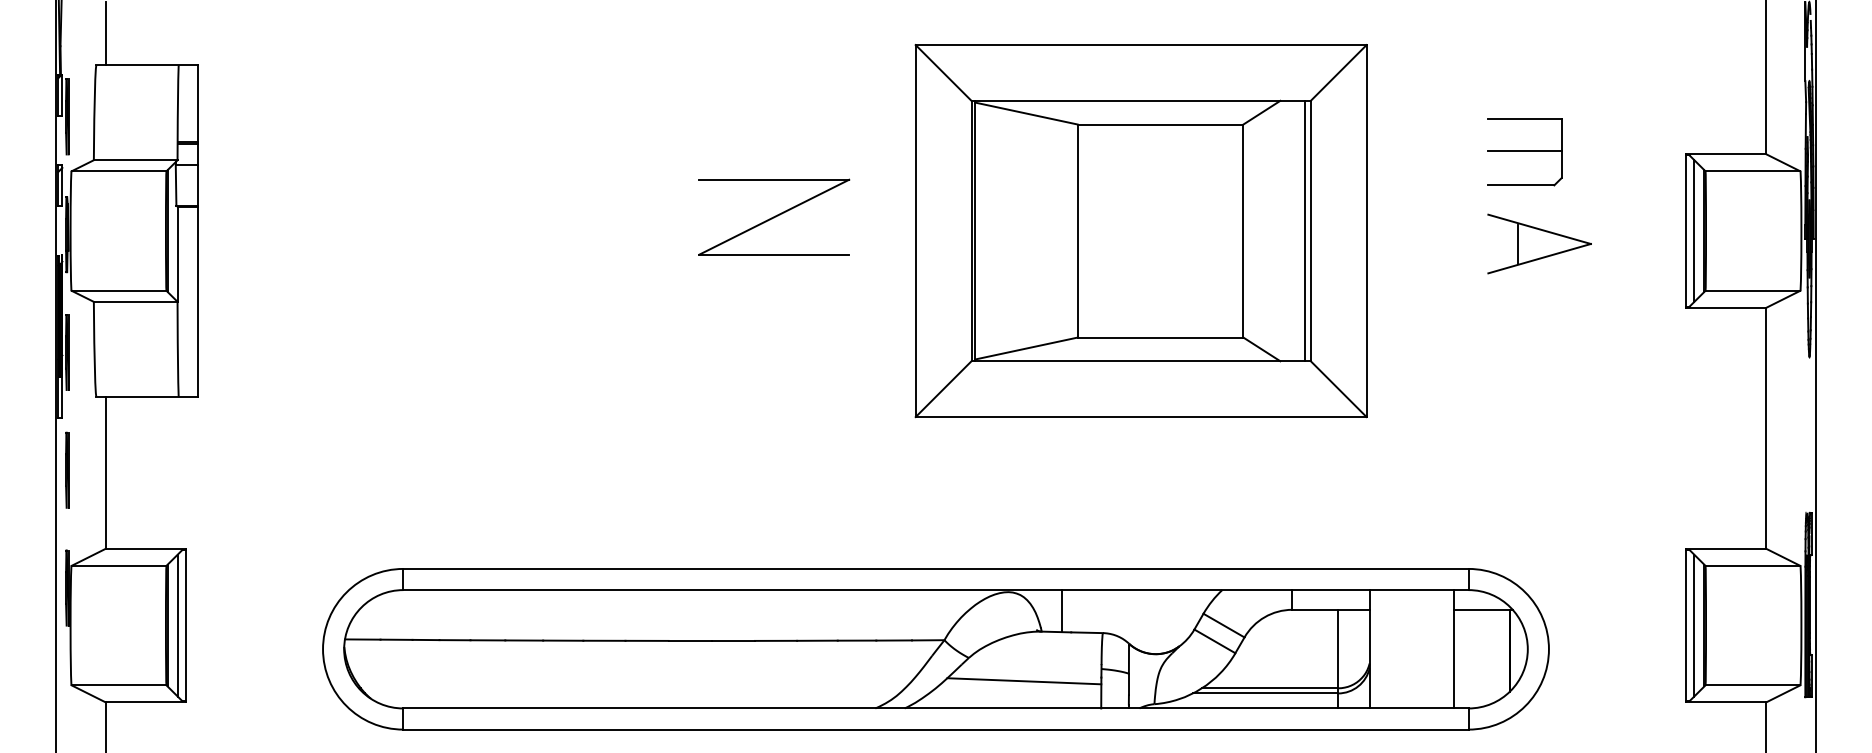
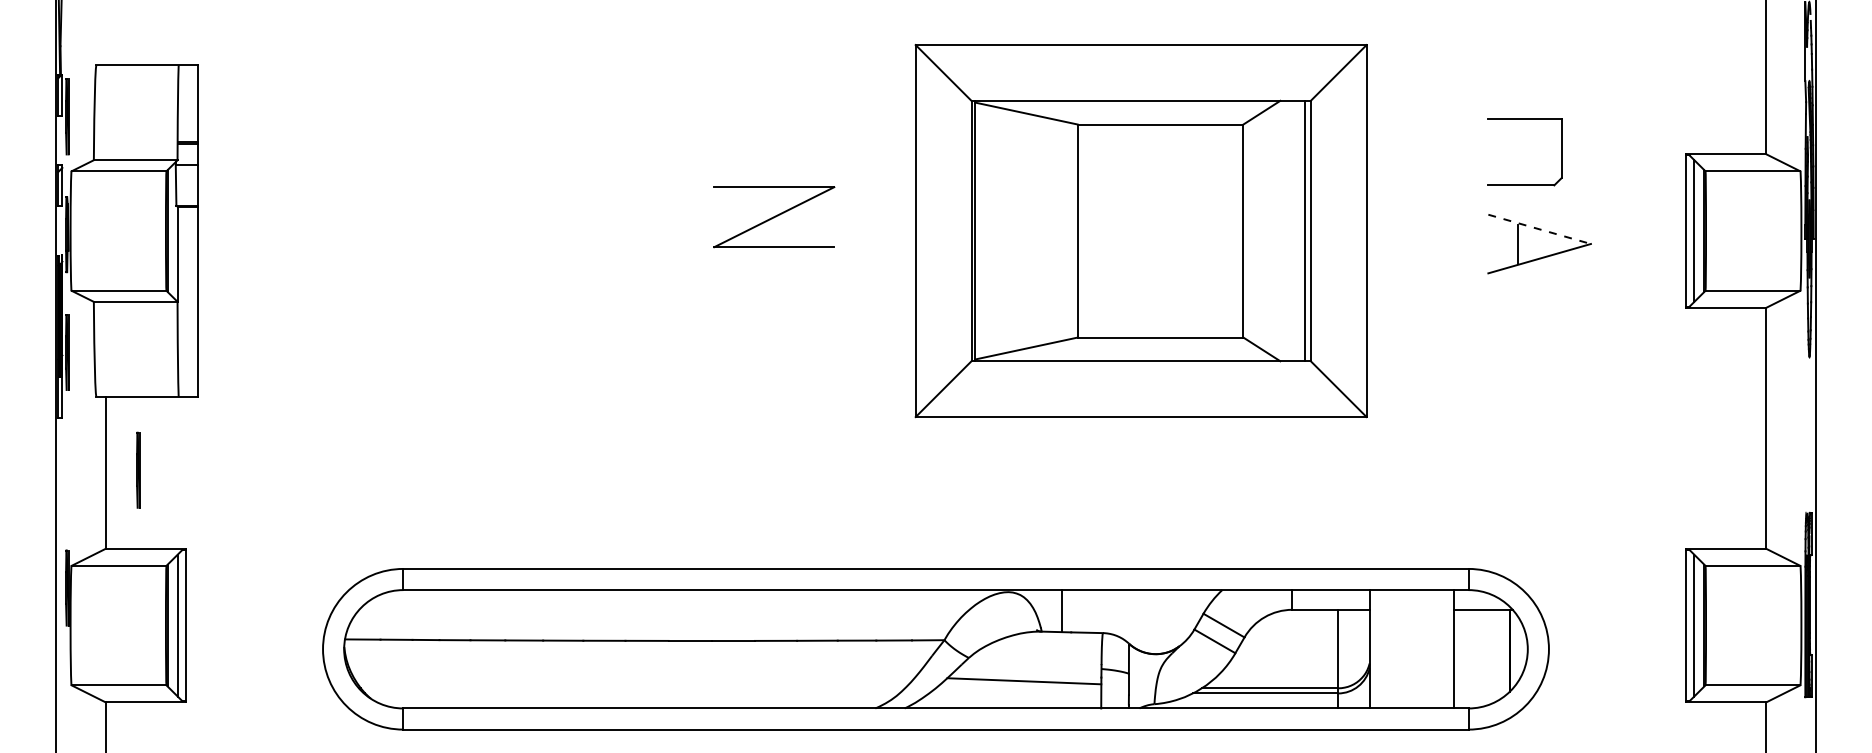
line: present -> none (105, 33)
line: present -> none (1524, 151)
part size: 153x78 px -> 123x63 px (774, 217)
line: solid -> dashed (1540, 229)
line position: (67, 469) -> (138, 469) (138, 469)
